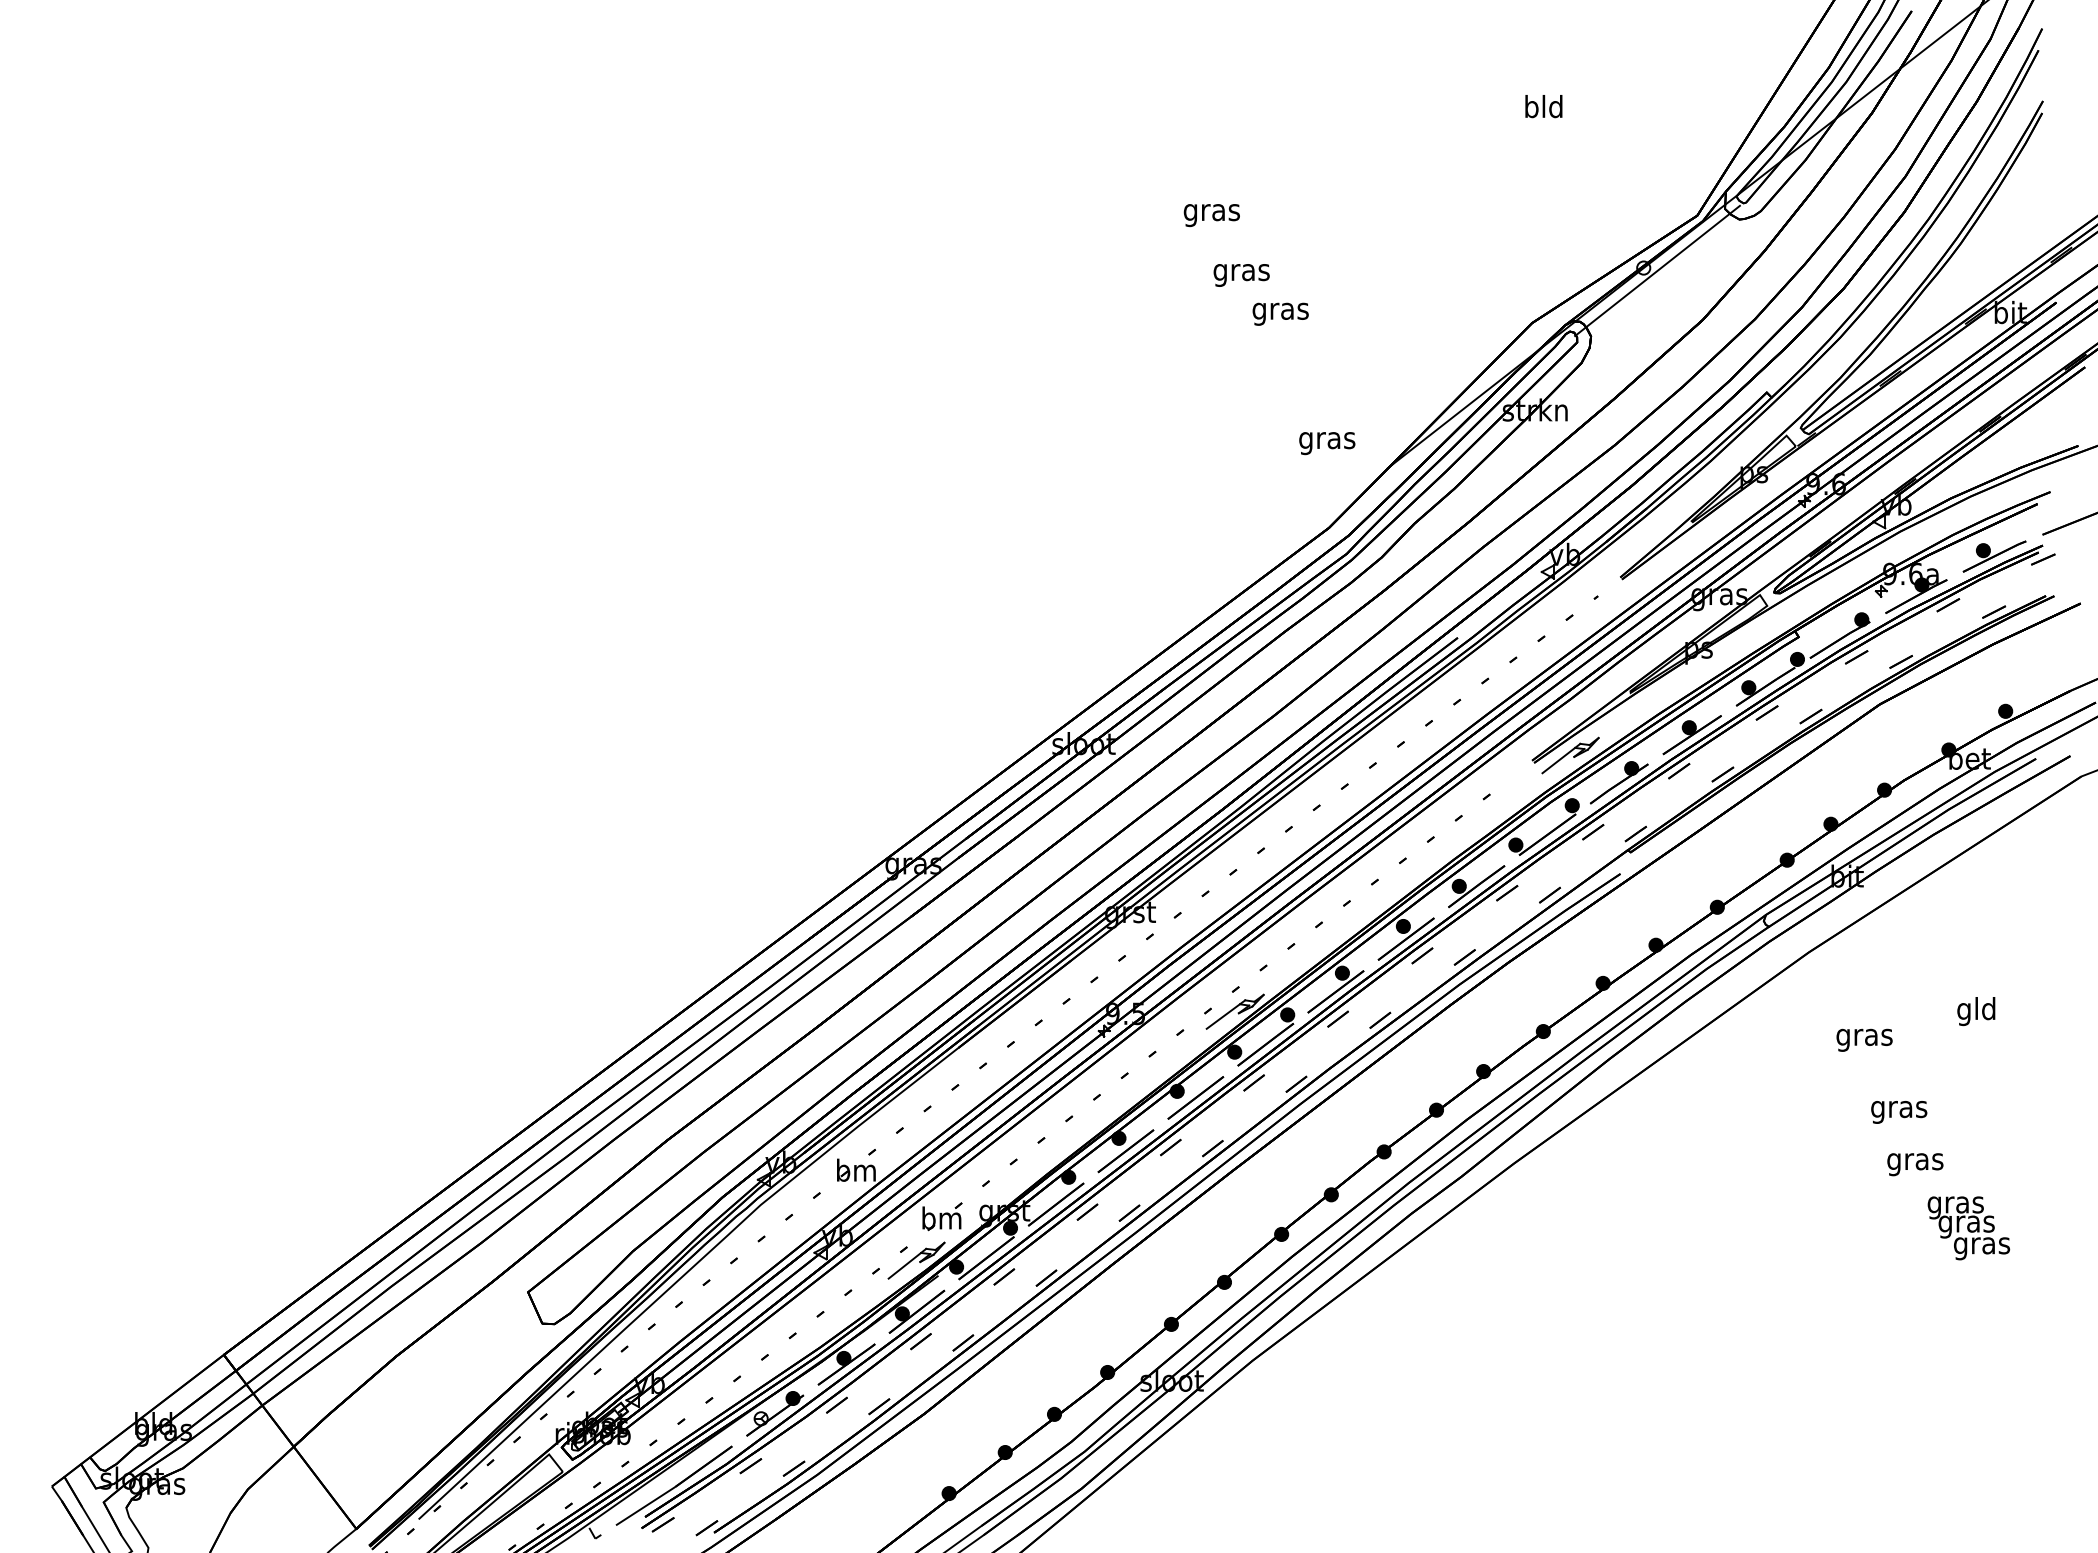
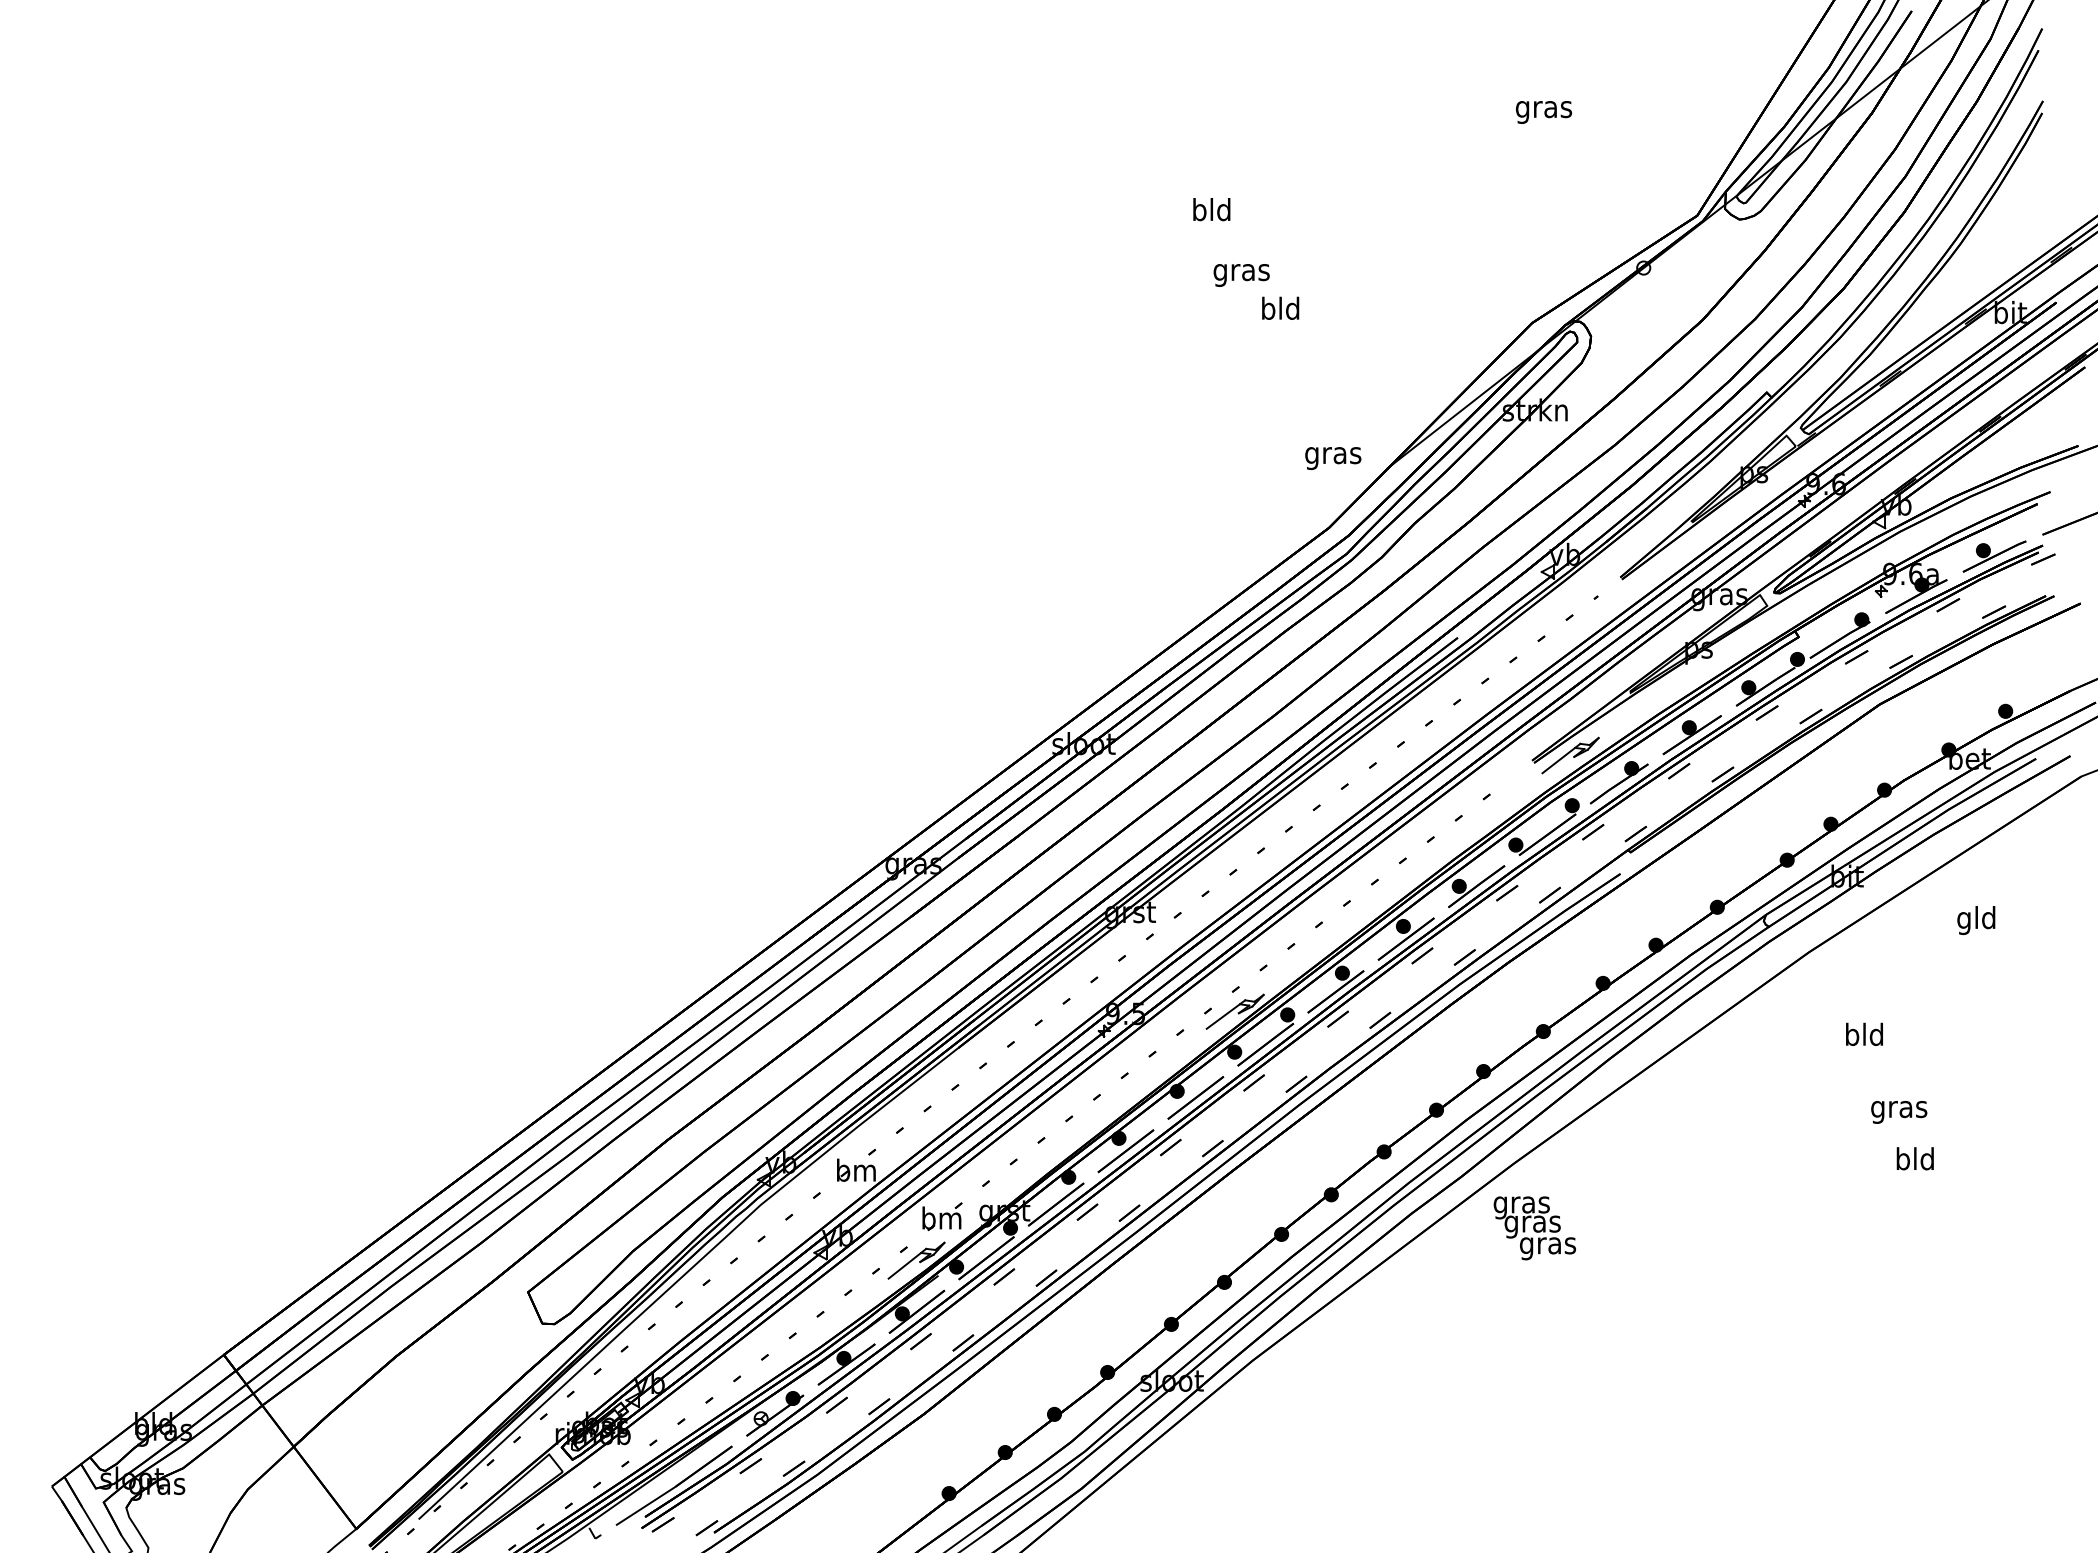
text: bld -> gras (1543, 109)
text: gras -> bld (1211, 212)
line: present -> none (1657, 270)
text: gras -> bld (1280, 310)
text position: (1327, 443) -> (1333, 458) (1333, 458)
text position: (1976, 1011) -> (1976, 920) (1976, 920)
text: gras -> bld (1864, 1036)
text: gras -> bld (1915, 1161)
text position: (1968, 1228) -> (1534, 1228) (1534, 1228)
